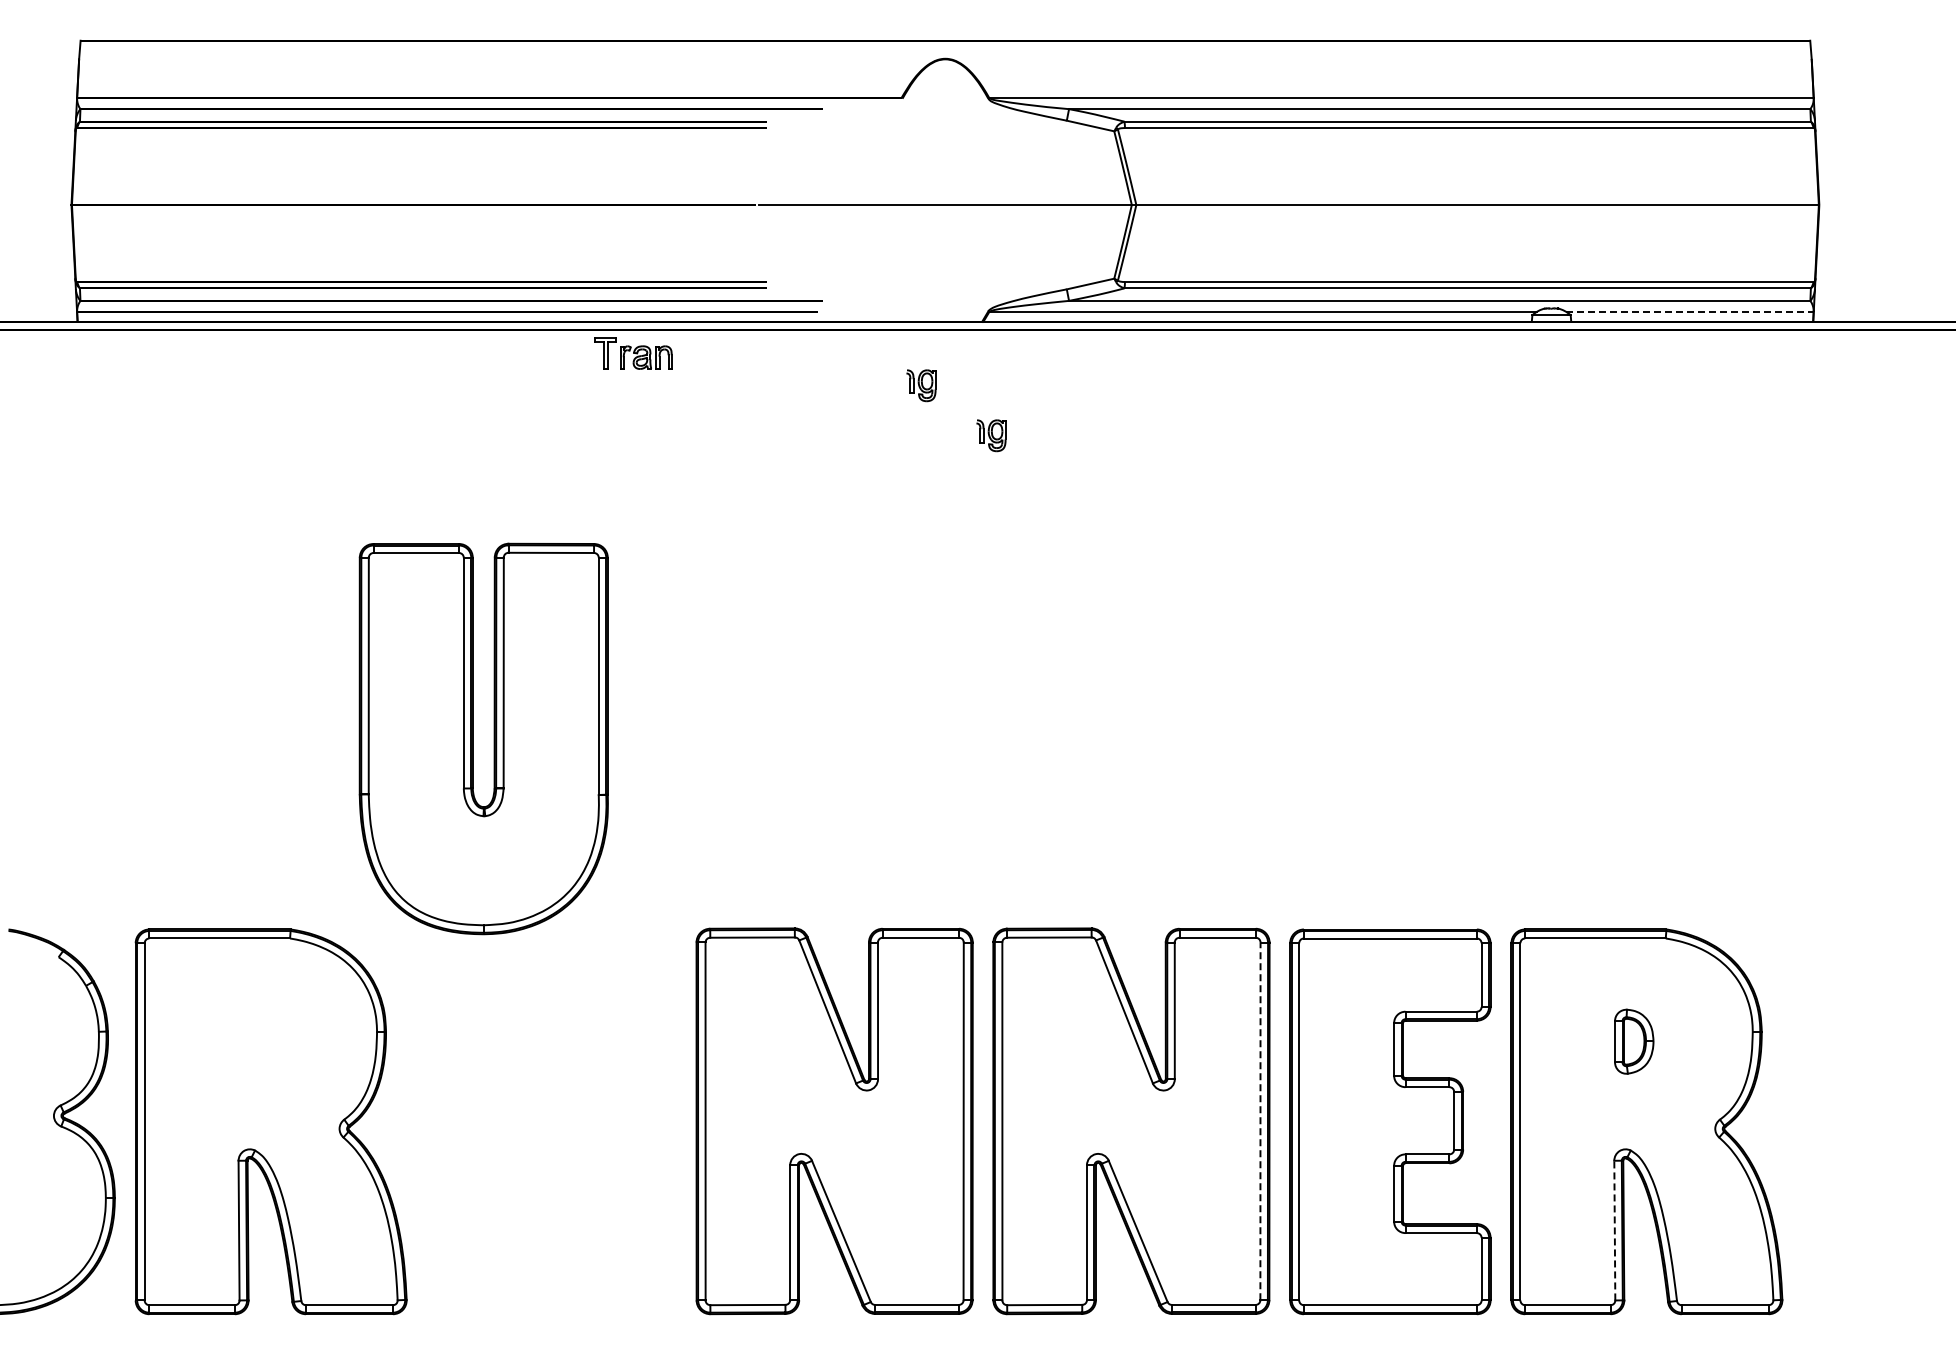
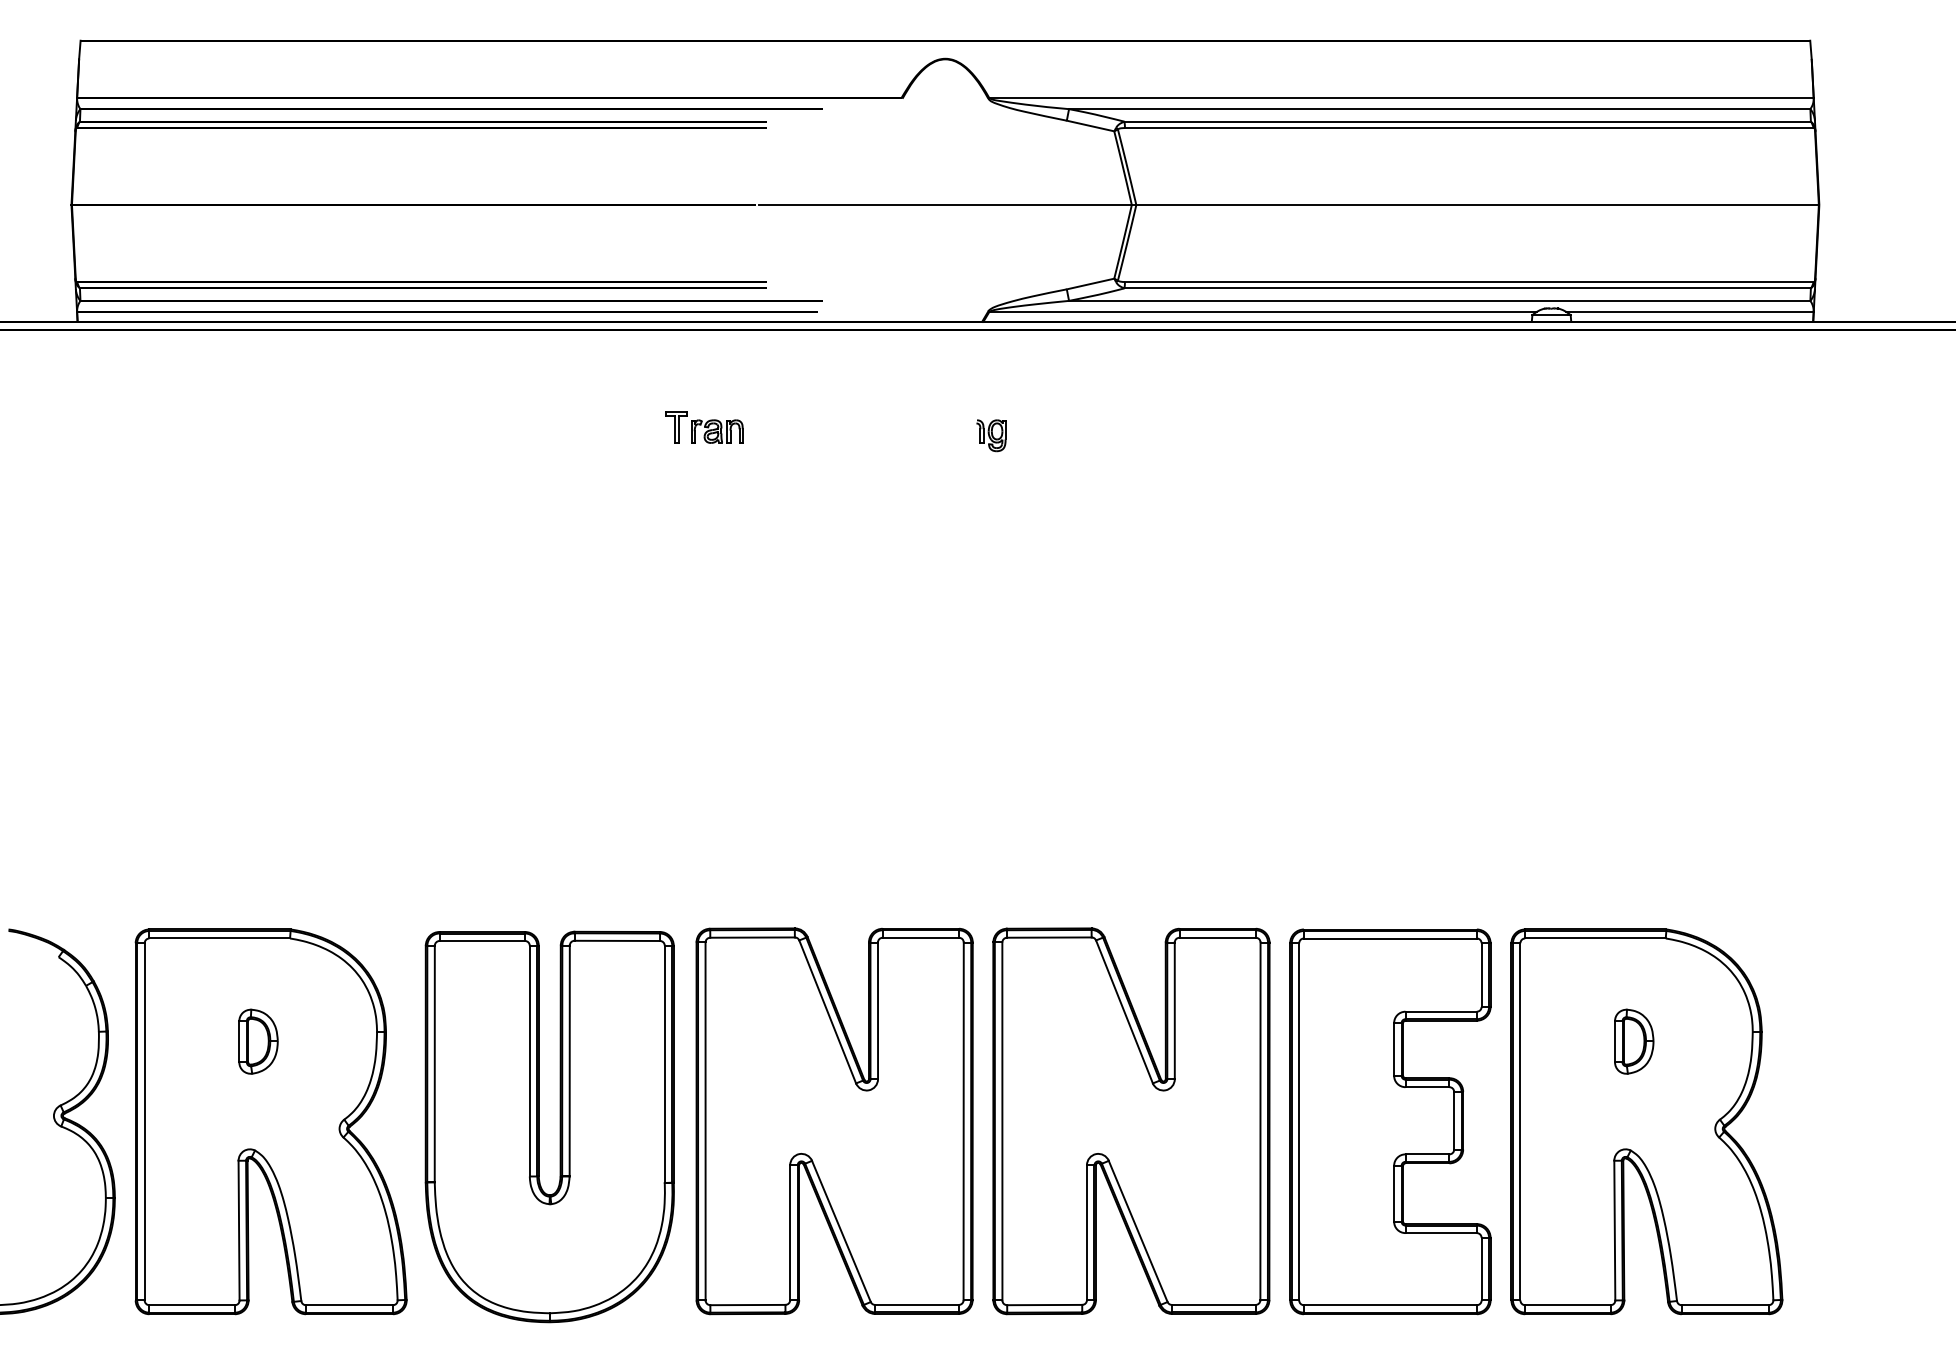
line: dashed -> solid (1689, 311)
part position: (633, 353) -> (704, 427) (704, 427)
part: present -> none (921, 385)
part position: (473, 738) -> (539, 1126) (539, 1126)
part: none -> present (258, 1041)
line: dashed -> solid (1260, 1121)
line: dashed -> solid (1614, 1230)
